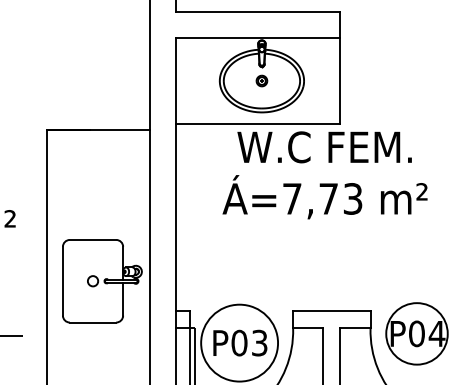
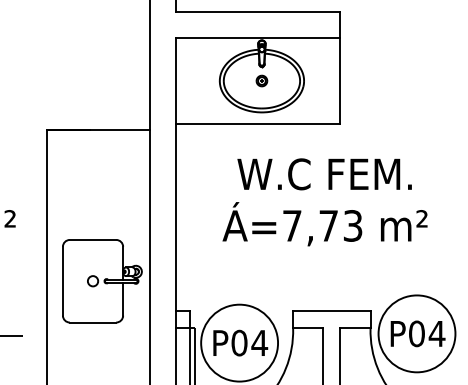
text position: (324, 175) -> (324, 202) (324, 202)
circle diameter: 62 px -> 77 px (416, 333)
text: P03 -> P04 (259, 342)
